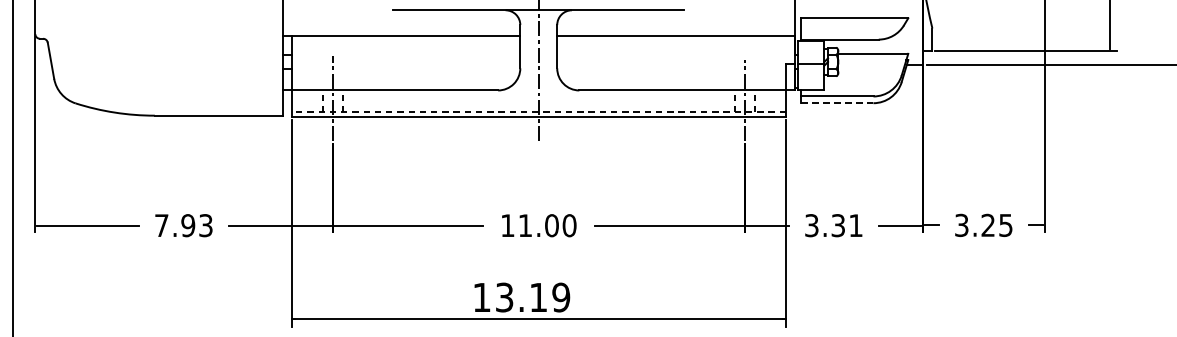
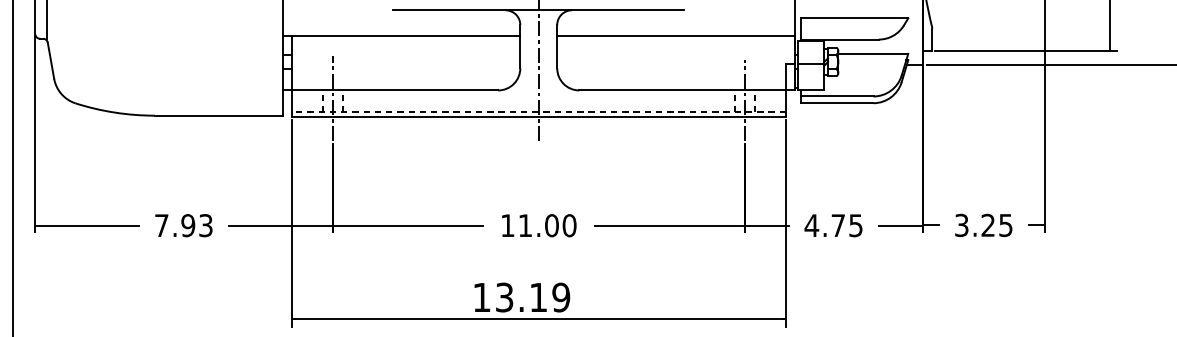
line: none -> present (47, 20)
line: dashed -> solid (837, 103)
text: 3.31 -> 4.75 (833, 225)
